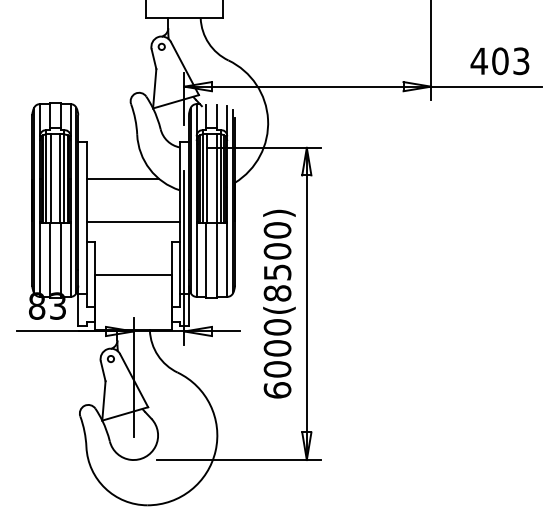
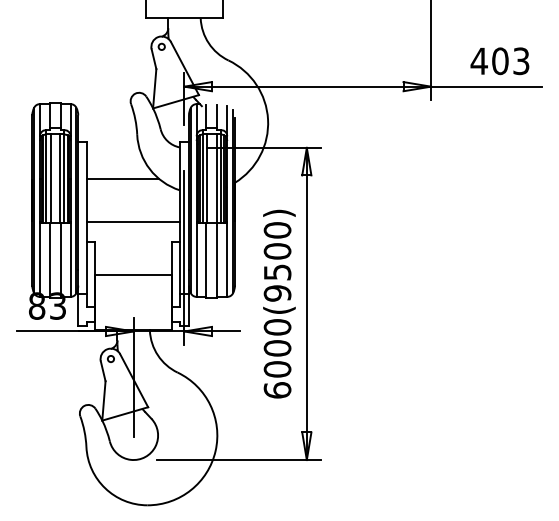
text: 6000(8500) -> 6000(9500) (277, 293)
